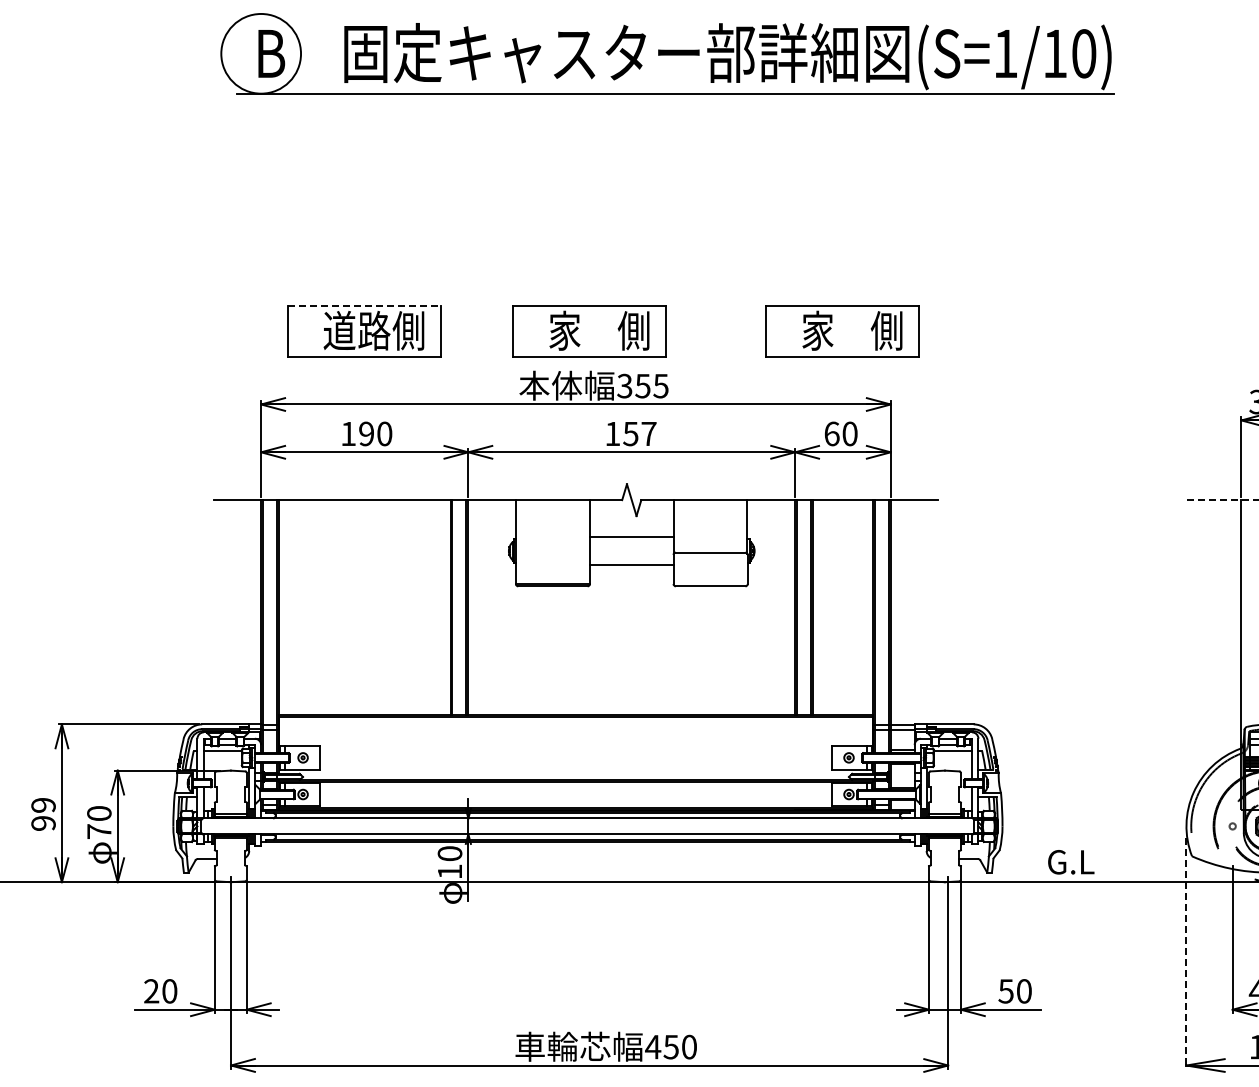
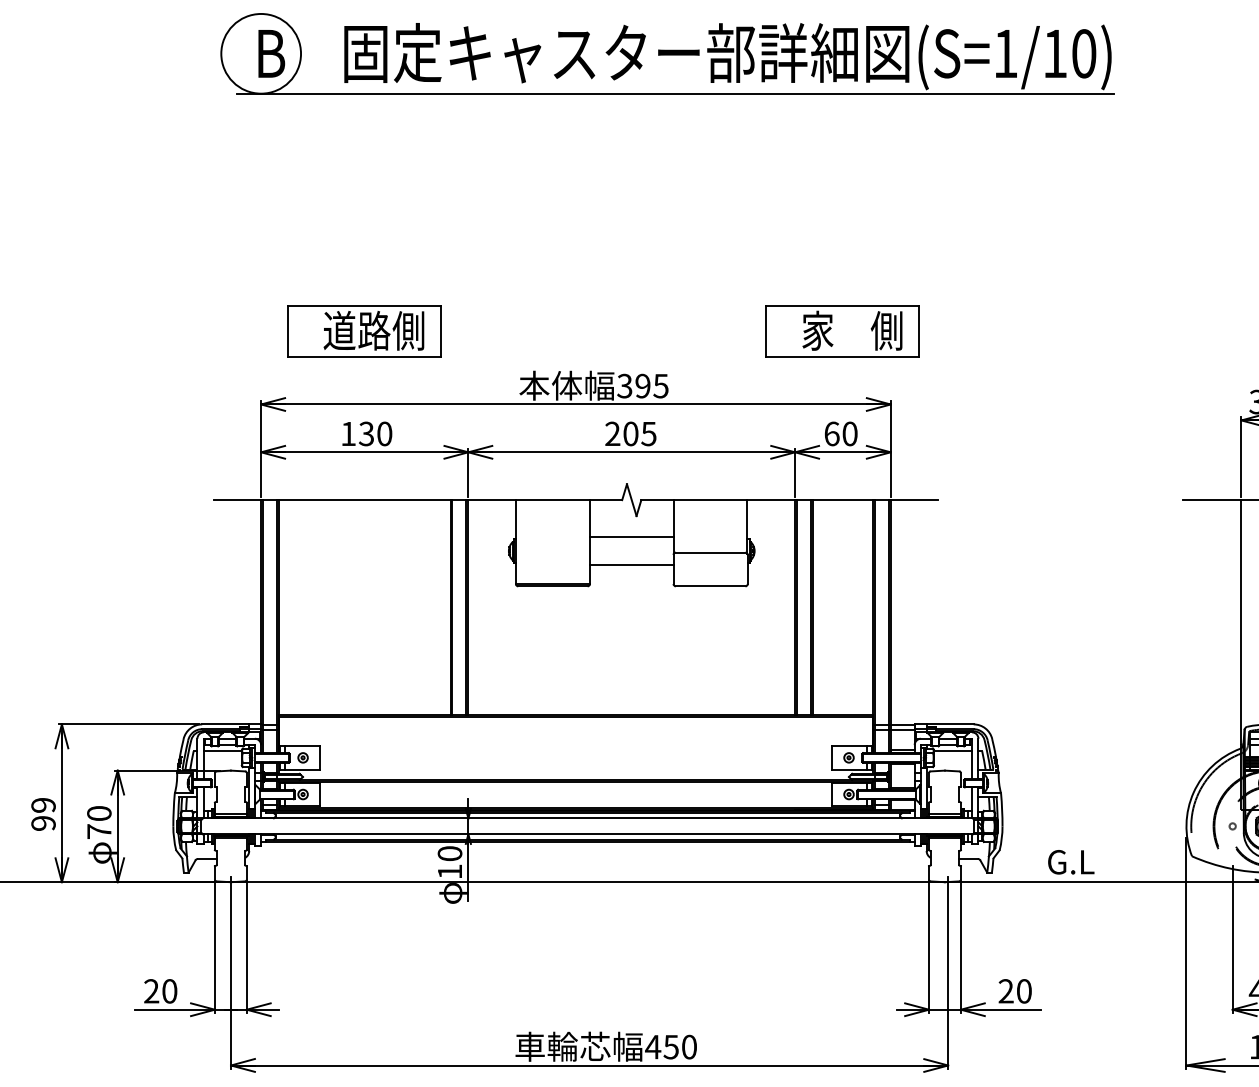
line: dashed -> solid (364, 305)
part: present -> none (589, 331)
text: 355 -> 395 (642, 385)
text: 157 -> 205 (630, 433)
text: 190 -> 130 (366, 434)
line: dashed -> solid (1220, 500)
line: dashed -> solid (1186, 953)
text: 50 -> 20 (1005, 991)
